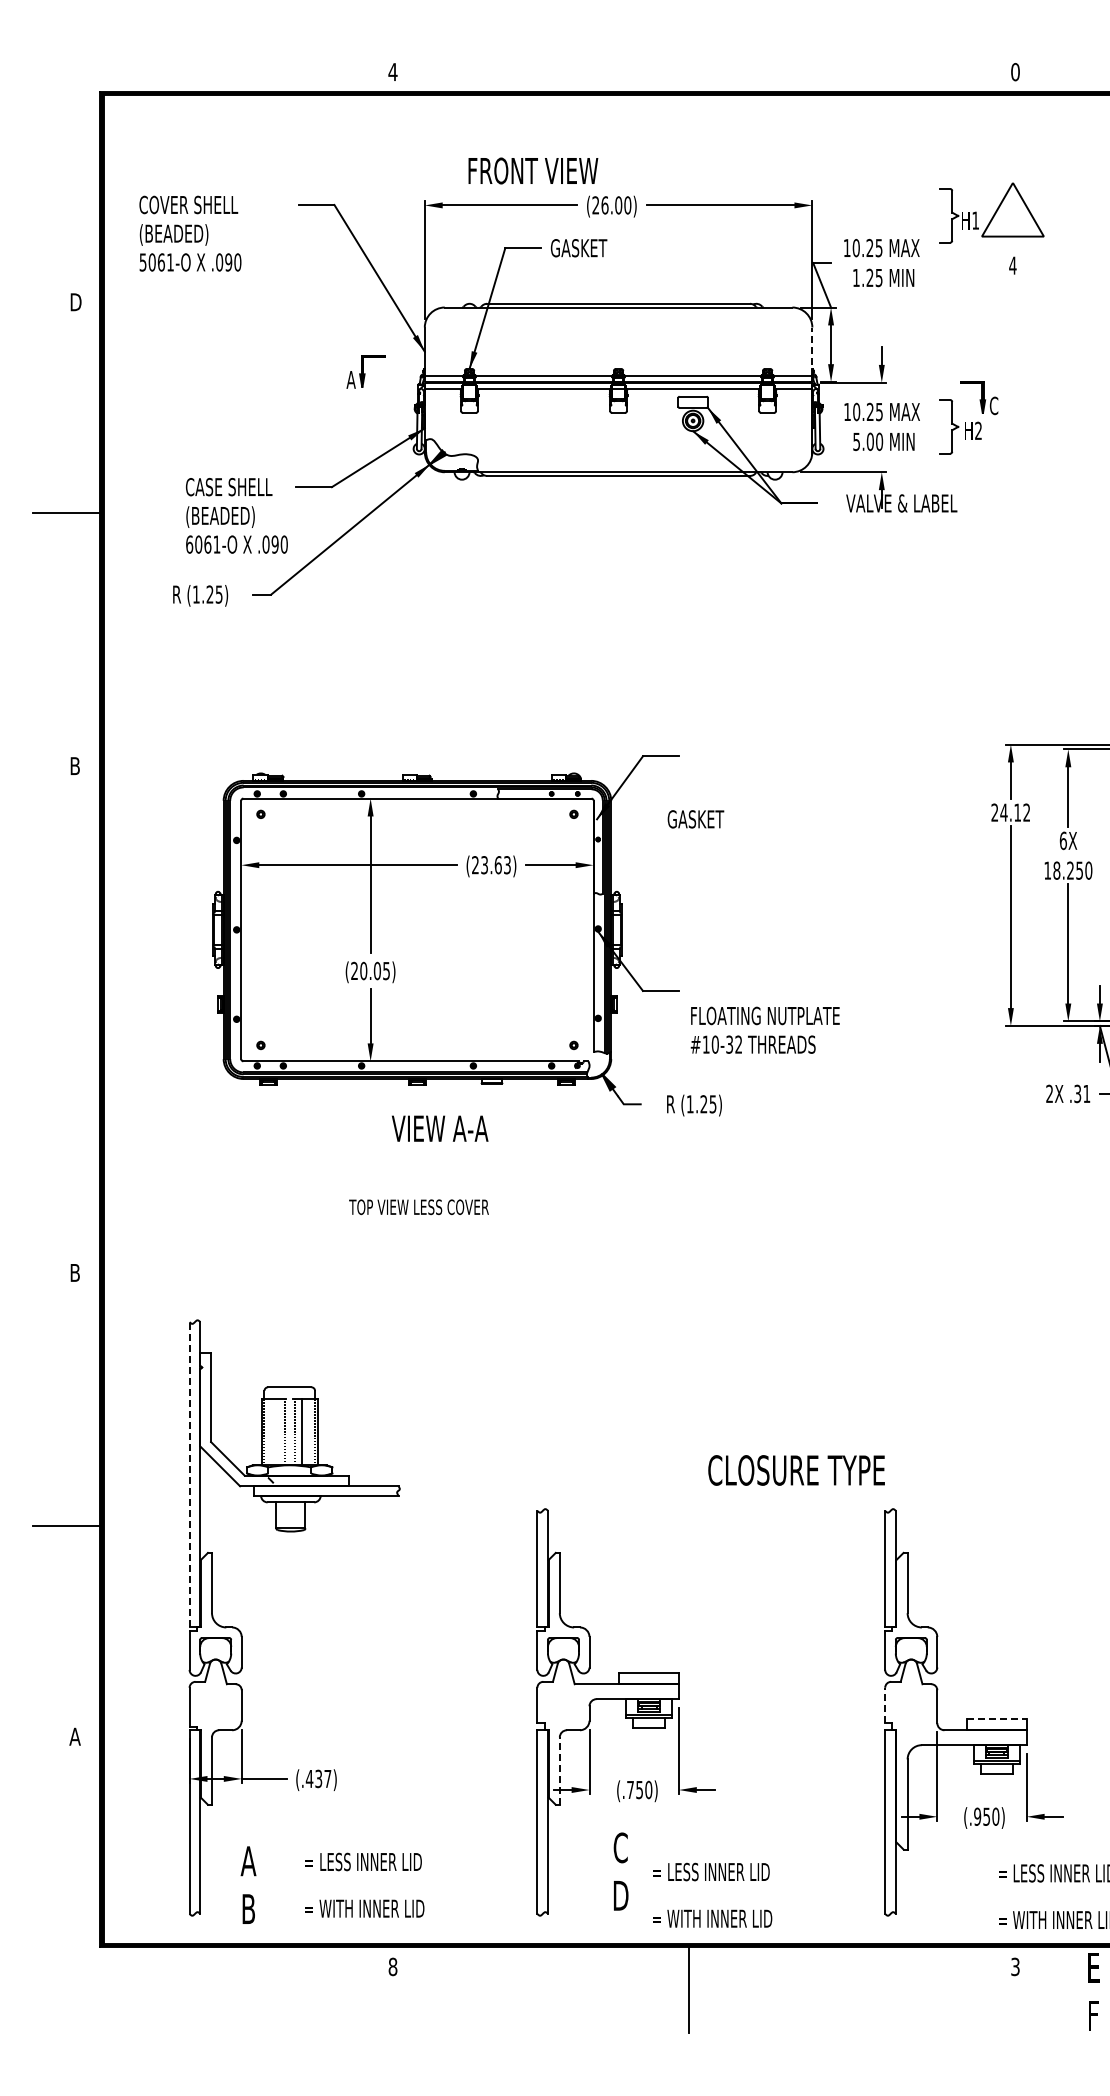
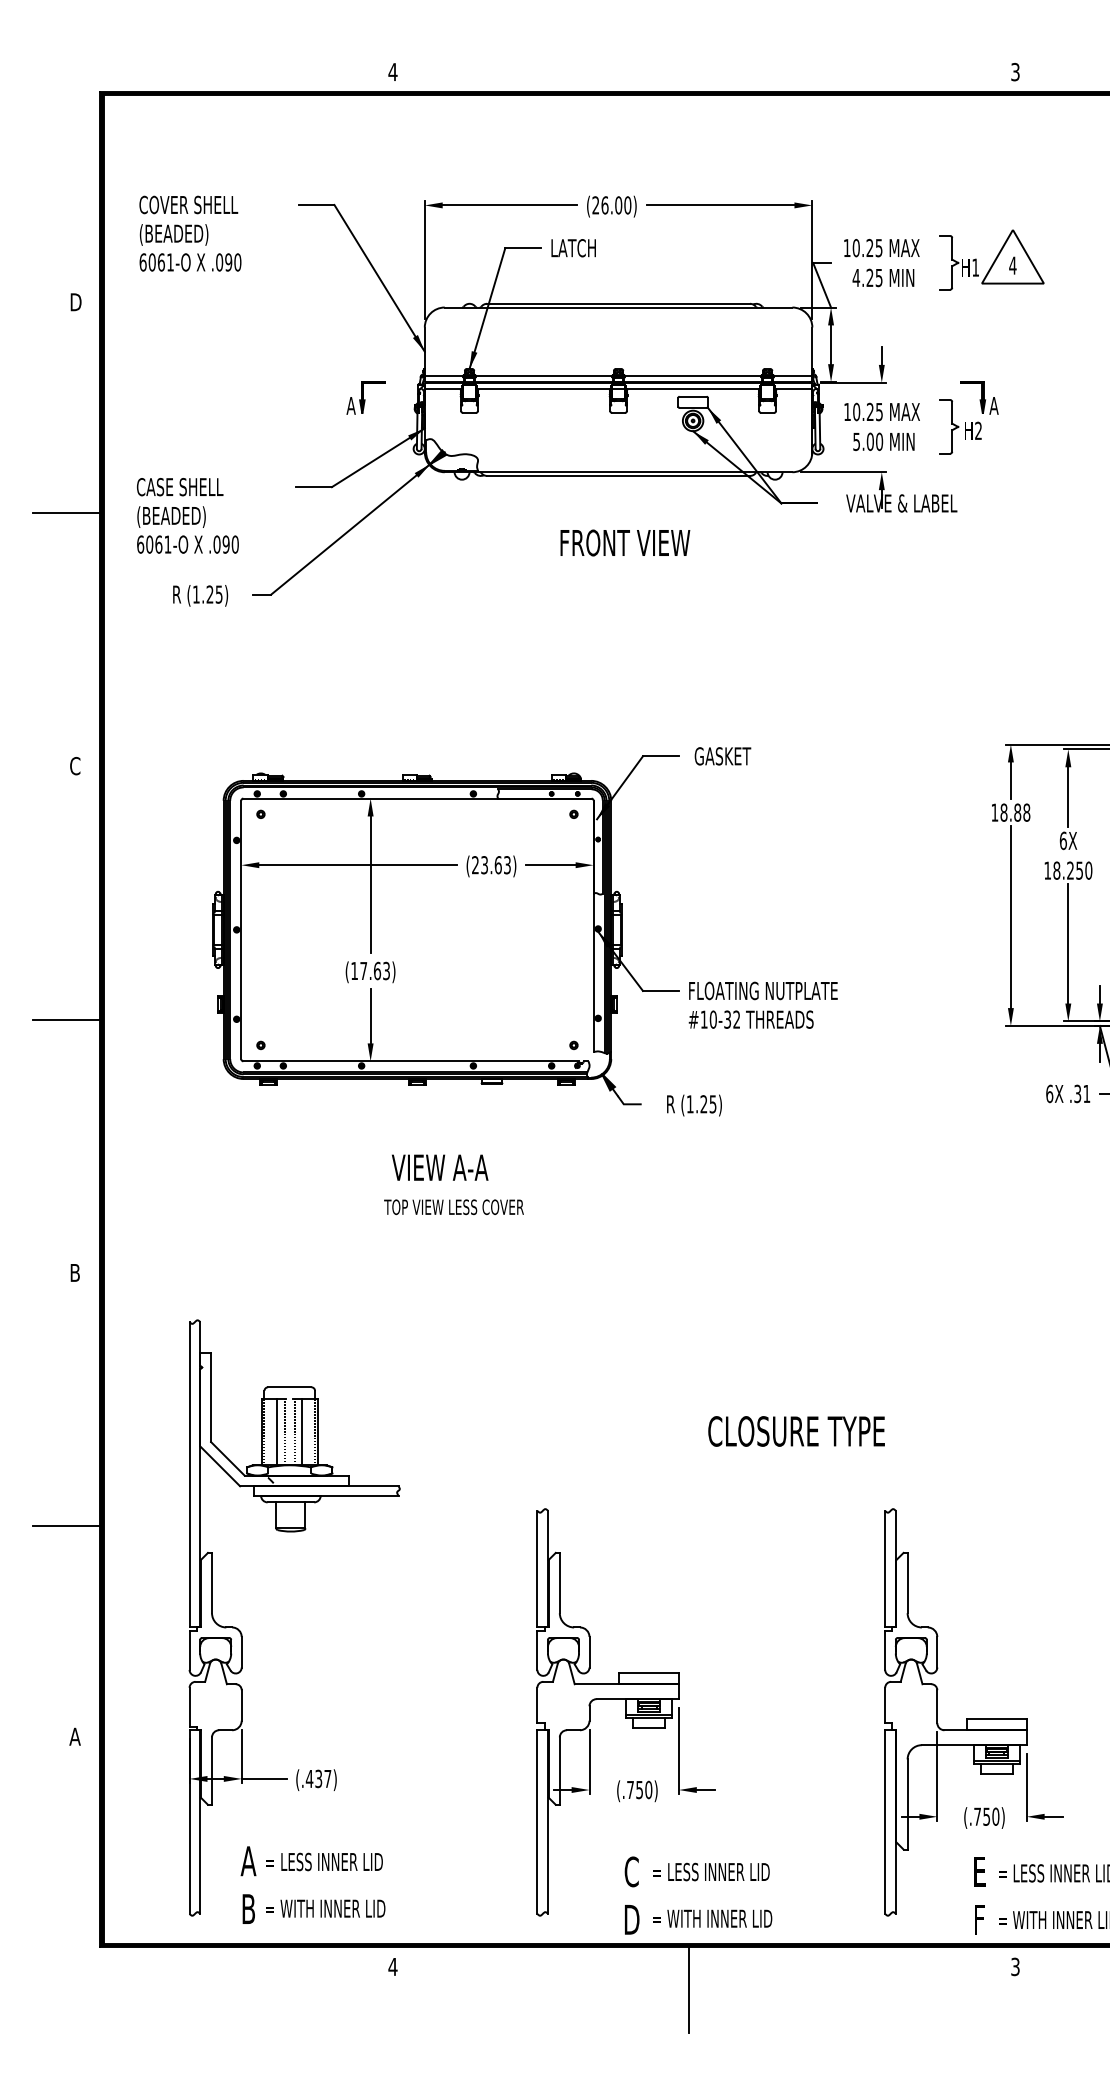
text: 0 -> 3 (1015, 72)
text position: (533, 170) -> (625, 542) (625, 542)
part position: (991, 212) -> (991, 259) (991, 259)
text: GASKET -> LATCH (578, 248)
text: 5061-O -> 6061-O (142, 262)
text: 1.25 -> 4.25 (856, 277)
line: dashed -> solid (812, 351)
part position: (365, 371) -> (365, 397) (365, 397)
text: C -> A (993, 405)
text position: (236, 515) -> (187, 515) (187, 515)
text: B -> C (75, 765)
text: 24.12 -> 18.88 (1010, 812)
text position: (695, 819) -> (722, 756) (722, 756)
text: (20.05) -> (17.63) (370, 970)
line: none -> present (66, 1019)
text position: (764, 1029) -> (762, 1004) (762, 1004)
text: 2X -> 6X (1049, 1093)
text position: (440, 1128) -> (440, 1167) (440, 1167)
text position: (418, 1207) -> (453, 1207) (453, 1207)
line: none -> present (277, 1432)
text position: (796, 1470) -> (796, 1431) (796, 1431)
line: dashed -> solid (189, 1474)
line: dashed -> solid (885, 1705)
line: dashed -> solid (996, 1719)
line: dashed -> solid (559, 1771)
text: (.950) -> (.750) (977, 1816)
text position: (620, 1871) -> (631, 1895) (631, 1895)
text position: (364, 1884) -> (325, 1884) (325, 1884)
text: 8 -> 4 (392, 1966)
text position: (1093, 1991) -> (979, 1895) (979, 1895)
